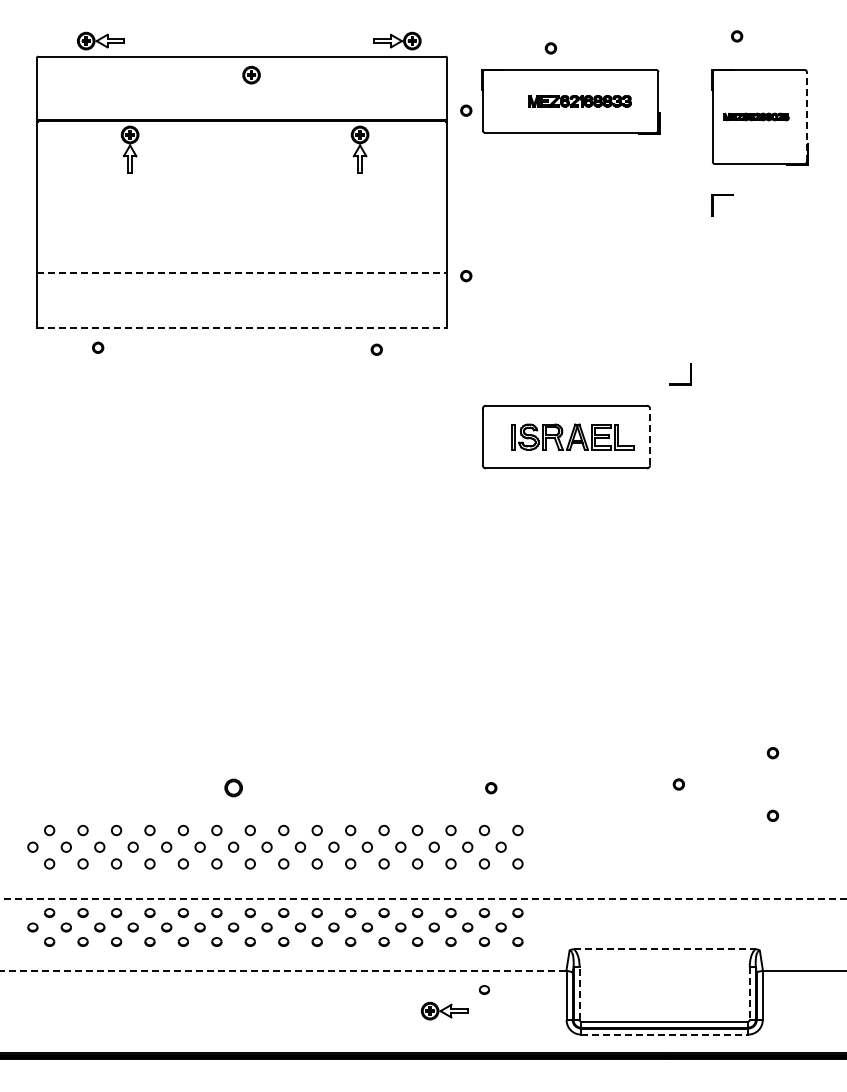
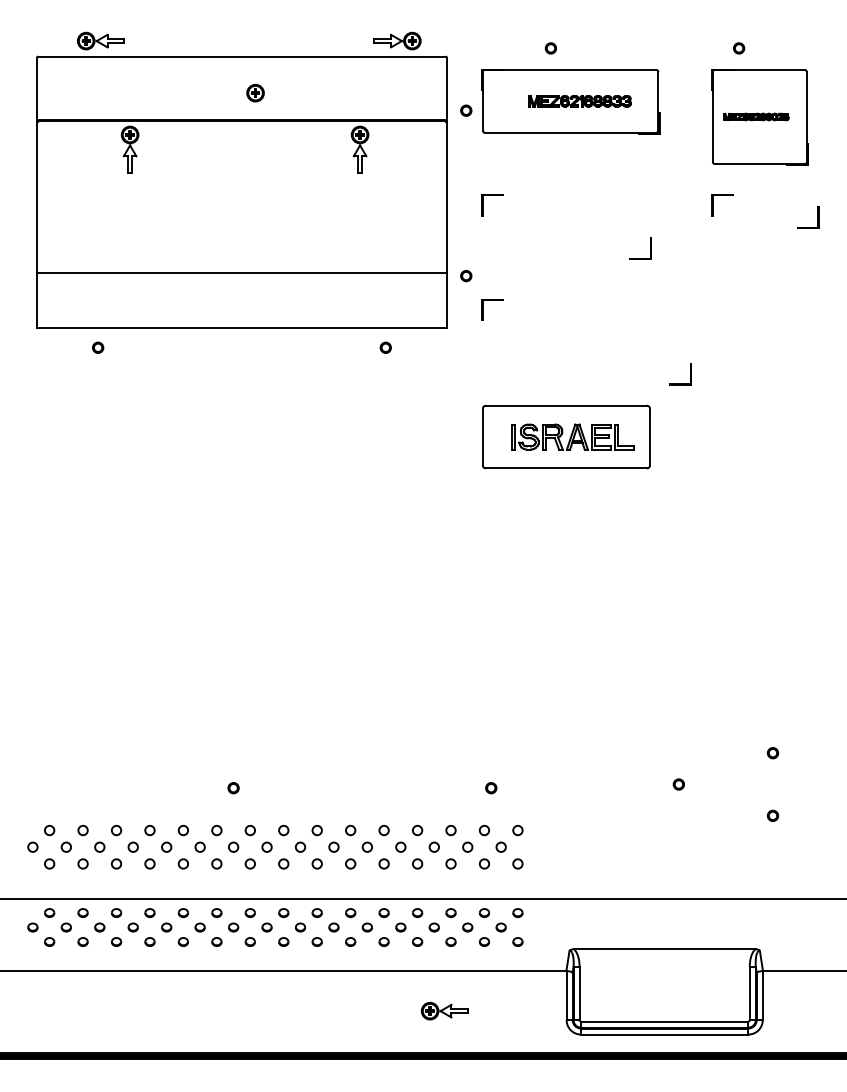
part position: (737, 36) -> (739, 48) (739, 48)
part position: (251, 74) -> (255, 92) (255, 92)
line: dashed -> solid (806, 117)
part: none -> present (483, 205)
part: none -> present (817, 217)
part: none -> present (650, 248)
line: dashed -> solid (241, 273)
part: none -> present (492, 300)
line: dashed -> solid (241, 328)
part position: (376, 349) -> (385, 347) (385, 347)
line: dashed -> solid (650, 436)
part size: 19x20 px -> 13x13 px (233, 788)
line: dashed -> solid (423, 898)
line: dashed -> solid (664, 949)
line: dashed -> solid (283, 971)
part: present -> none (484, 989)
line: dashed -> solid (579, 993)
line: dashed -> solid (749, 993)
line: dashed -> solid (664, 1034)
